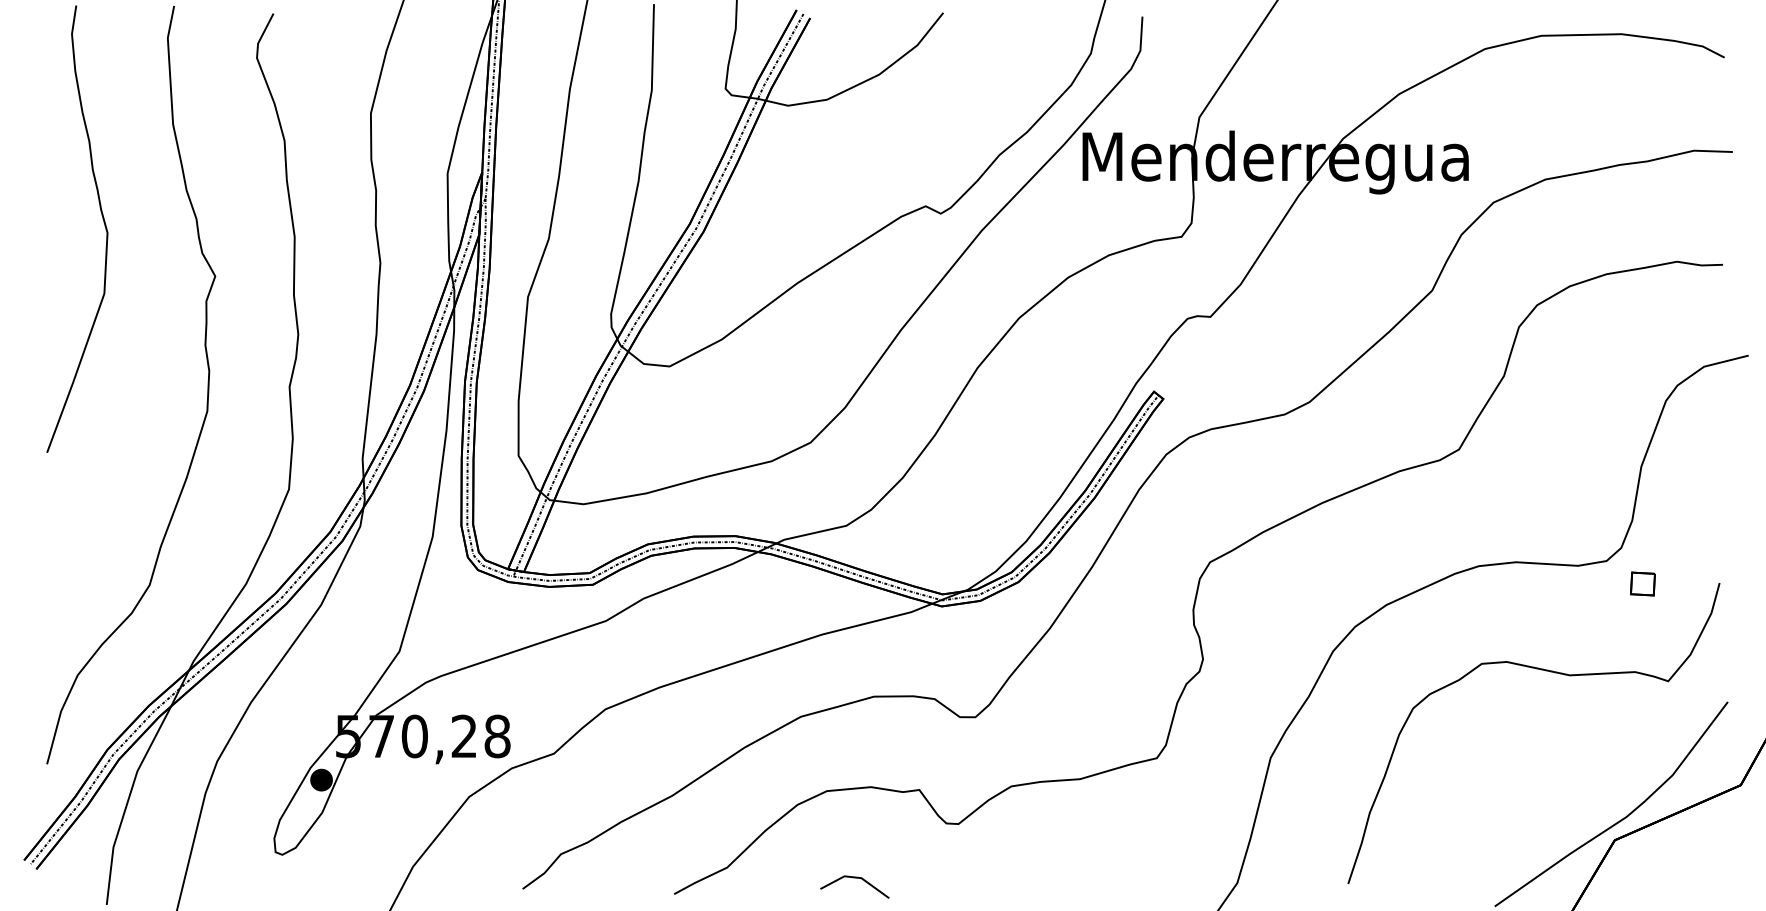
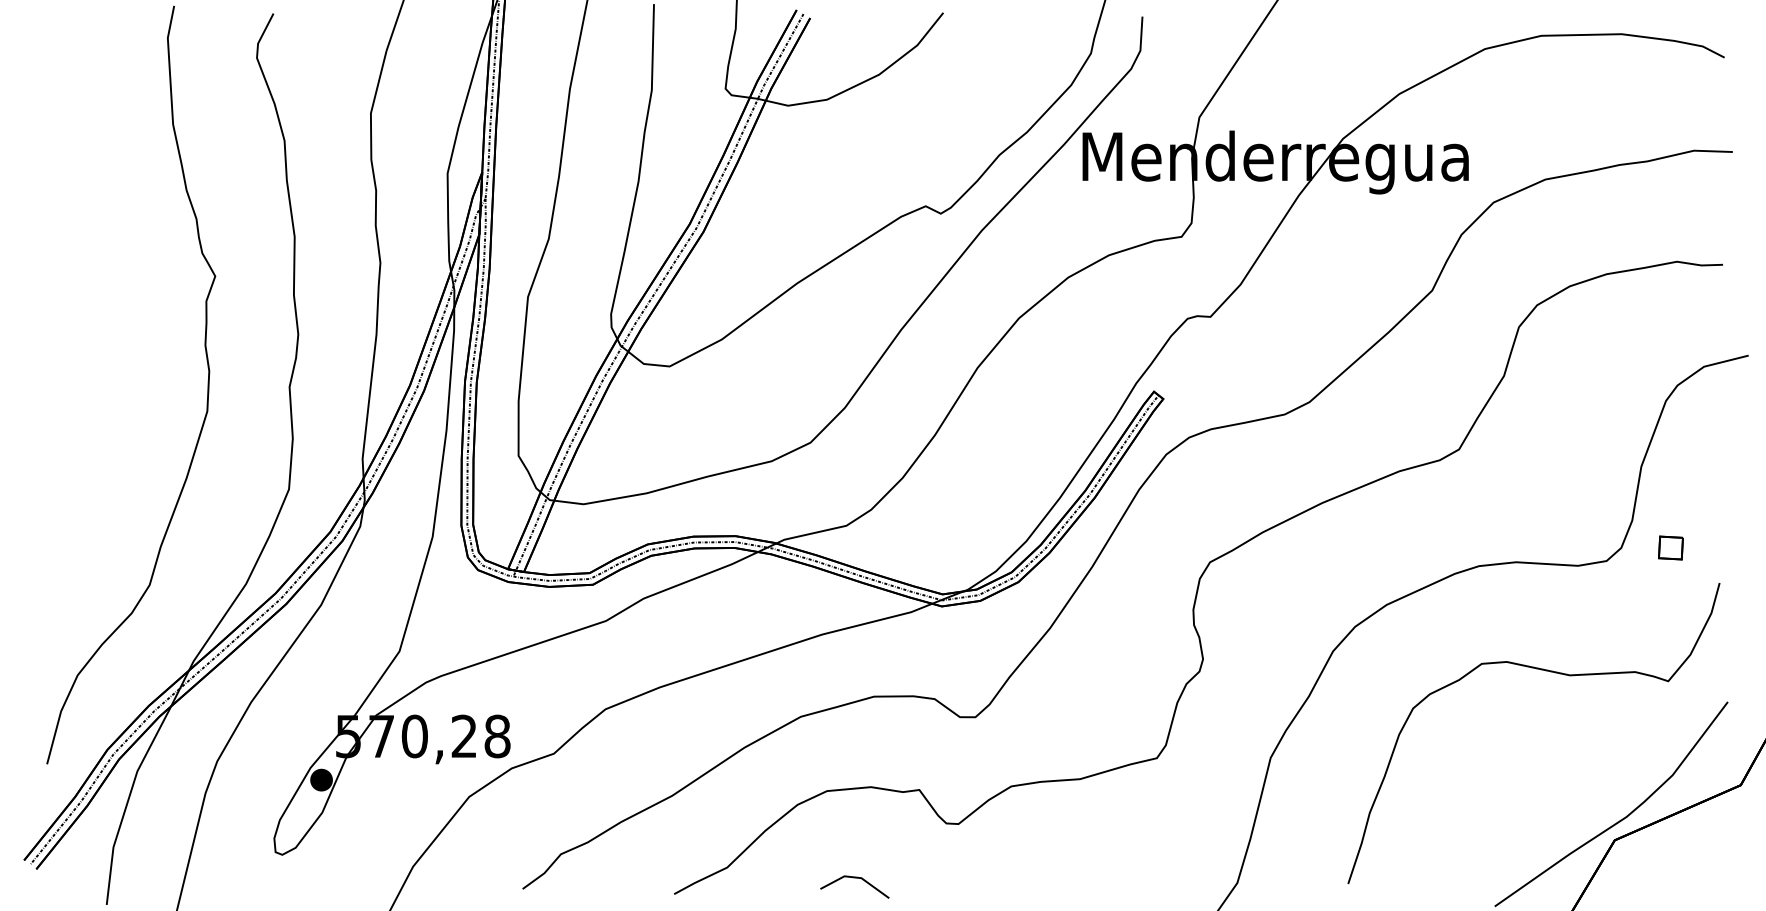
curve: present -> none (102, 219)
part position: (1642, 583) -> (1670, 547) (1670, 547)
